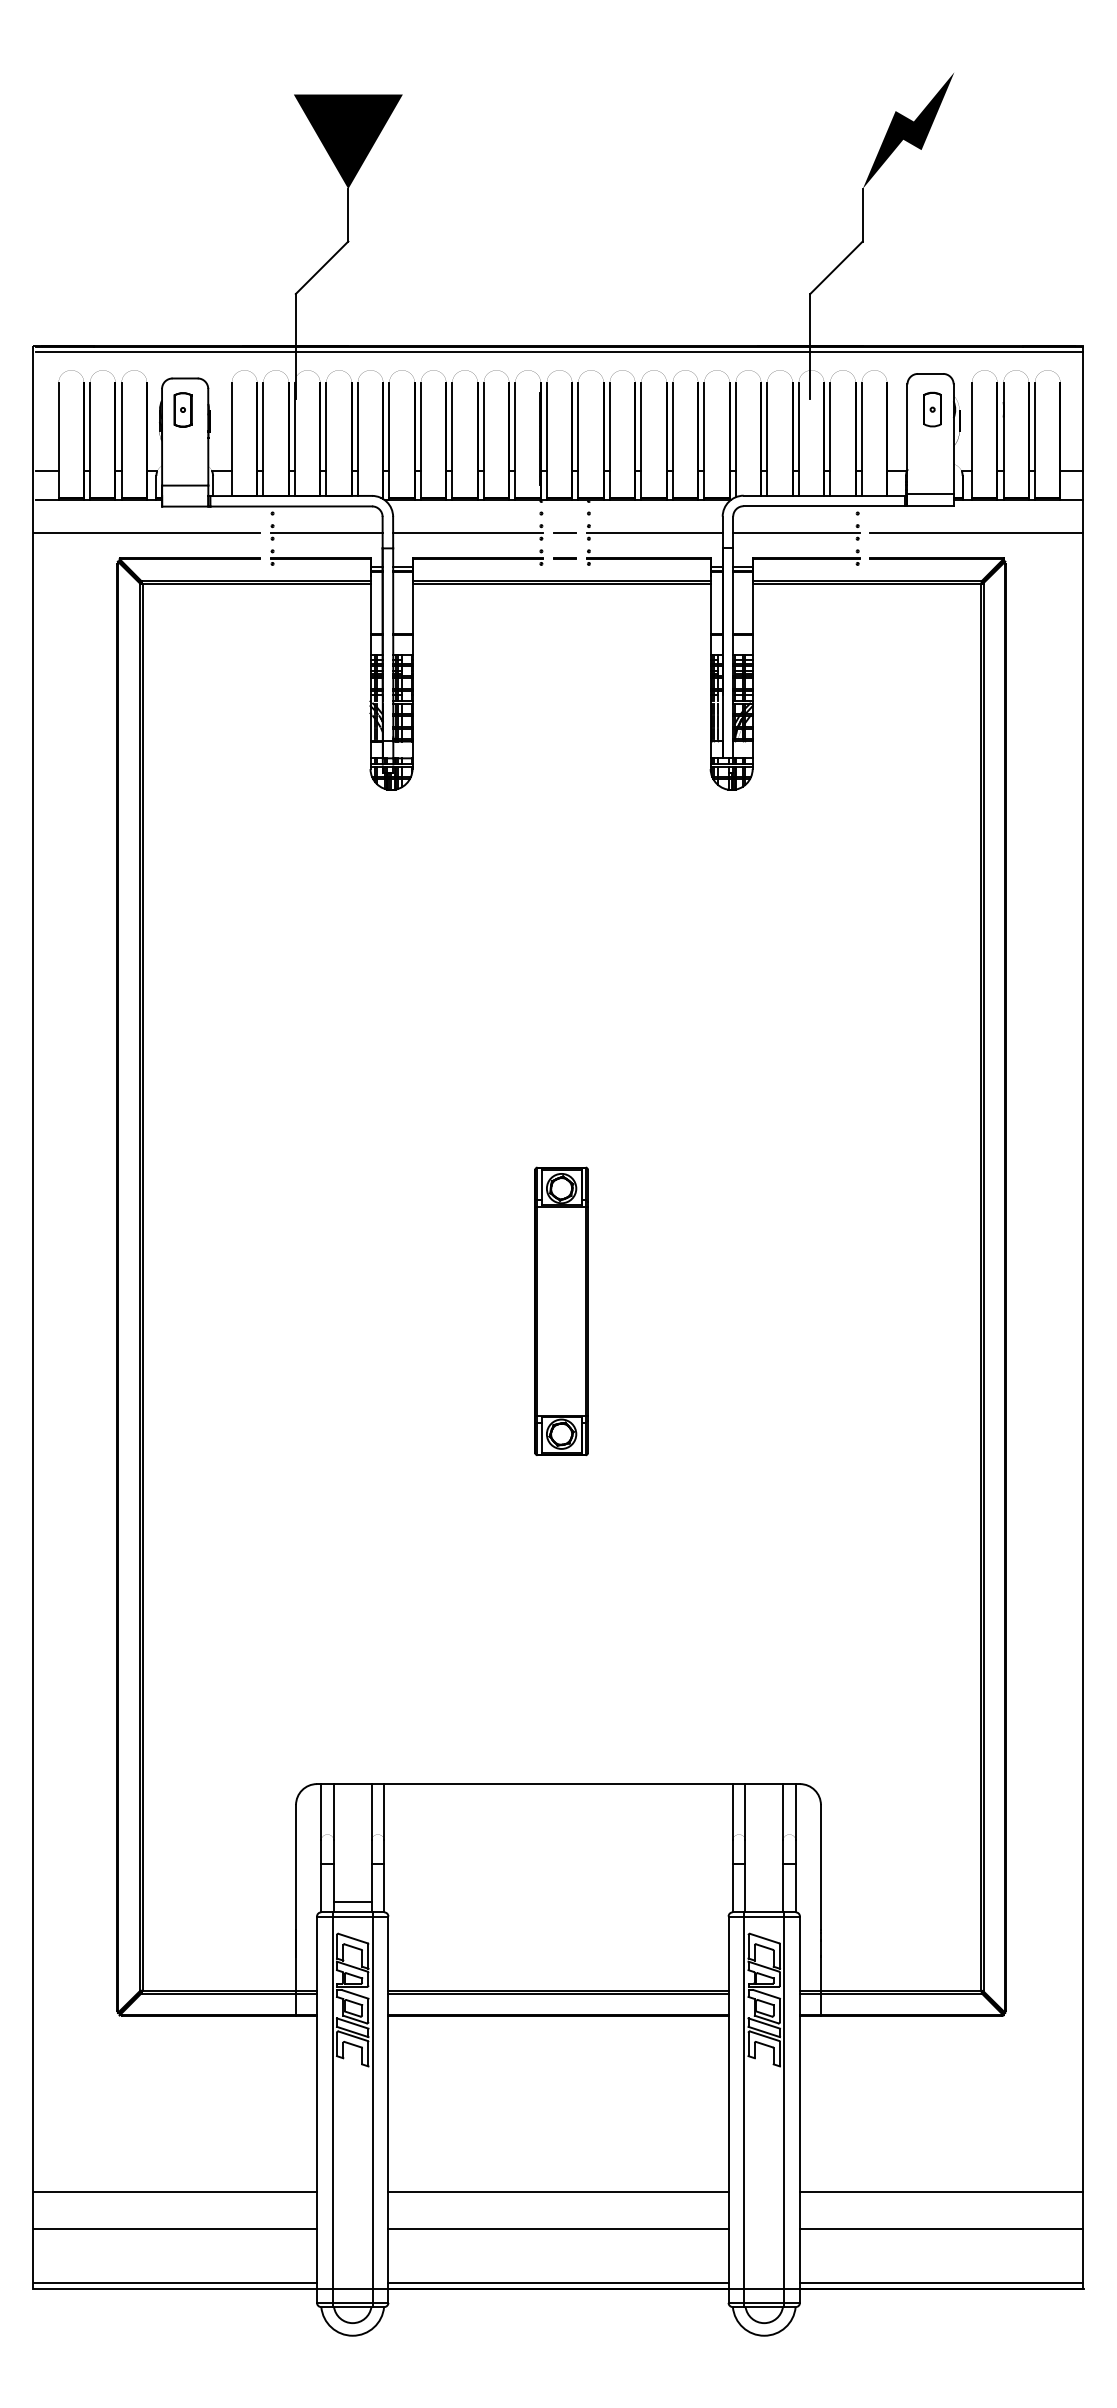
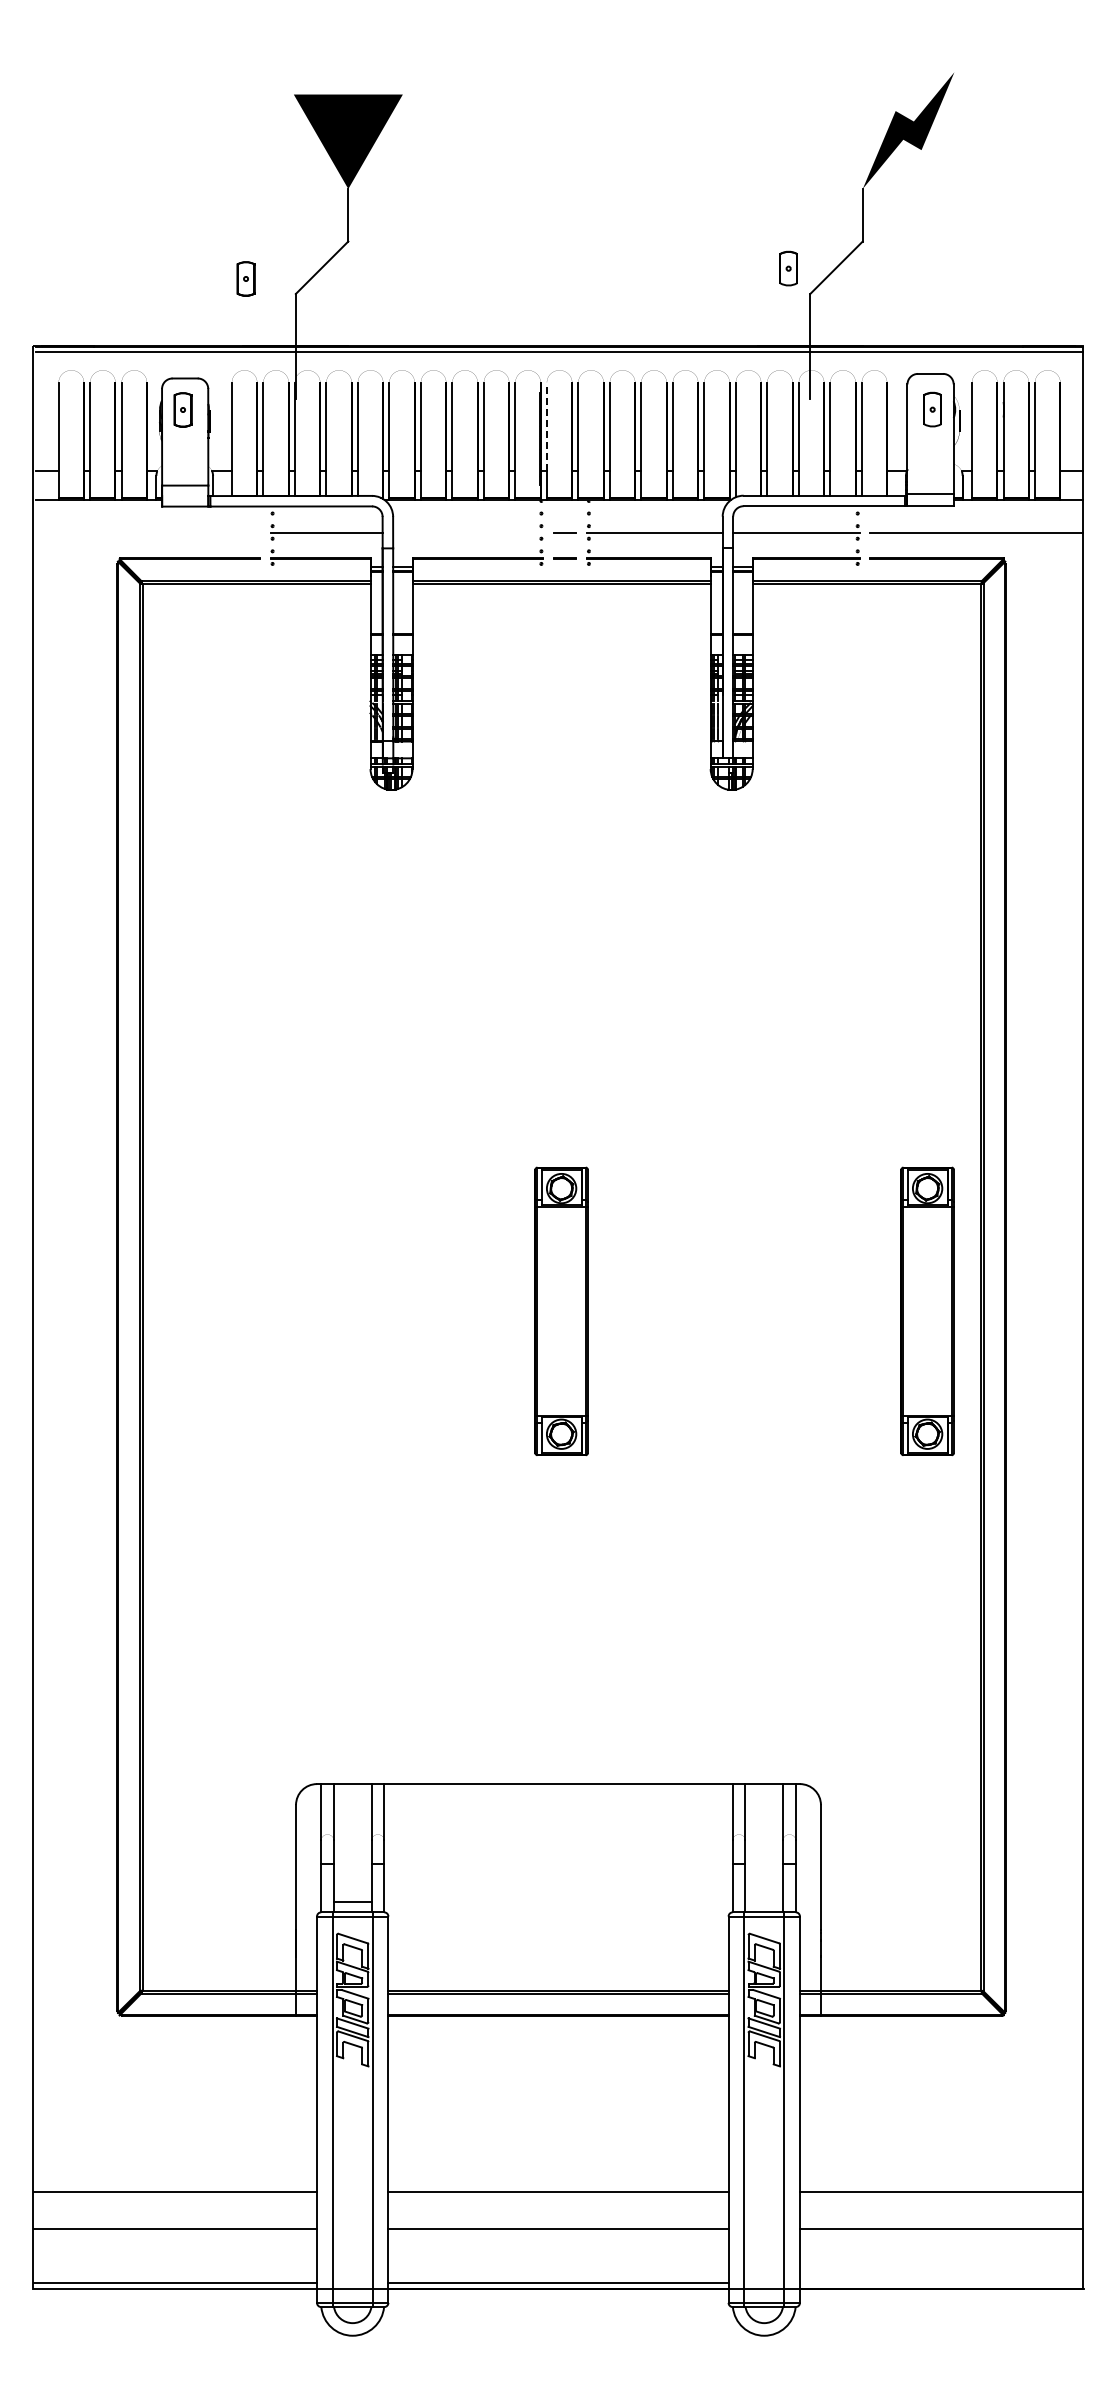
part: none -> present (788, 268)
part: none -> present (245, 278)
line: solid -> dashed (546, 426)
line: present -> none (146, 532)
line: present -> none (468, 532)
part: none -> present (927, 1311)
line: present -> none (941, 2282)
